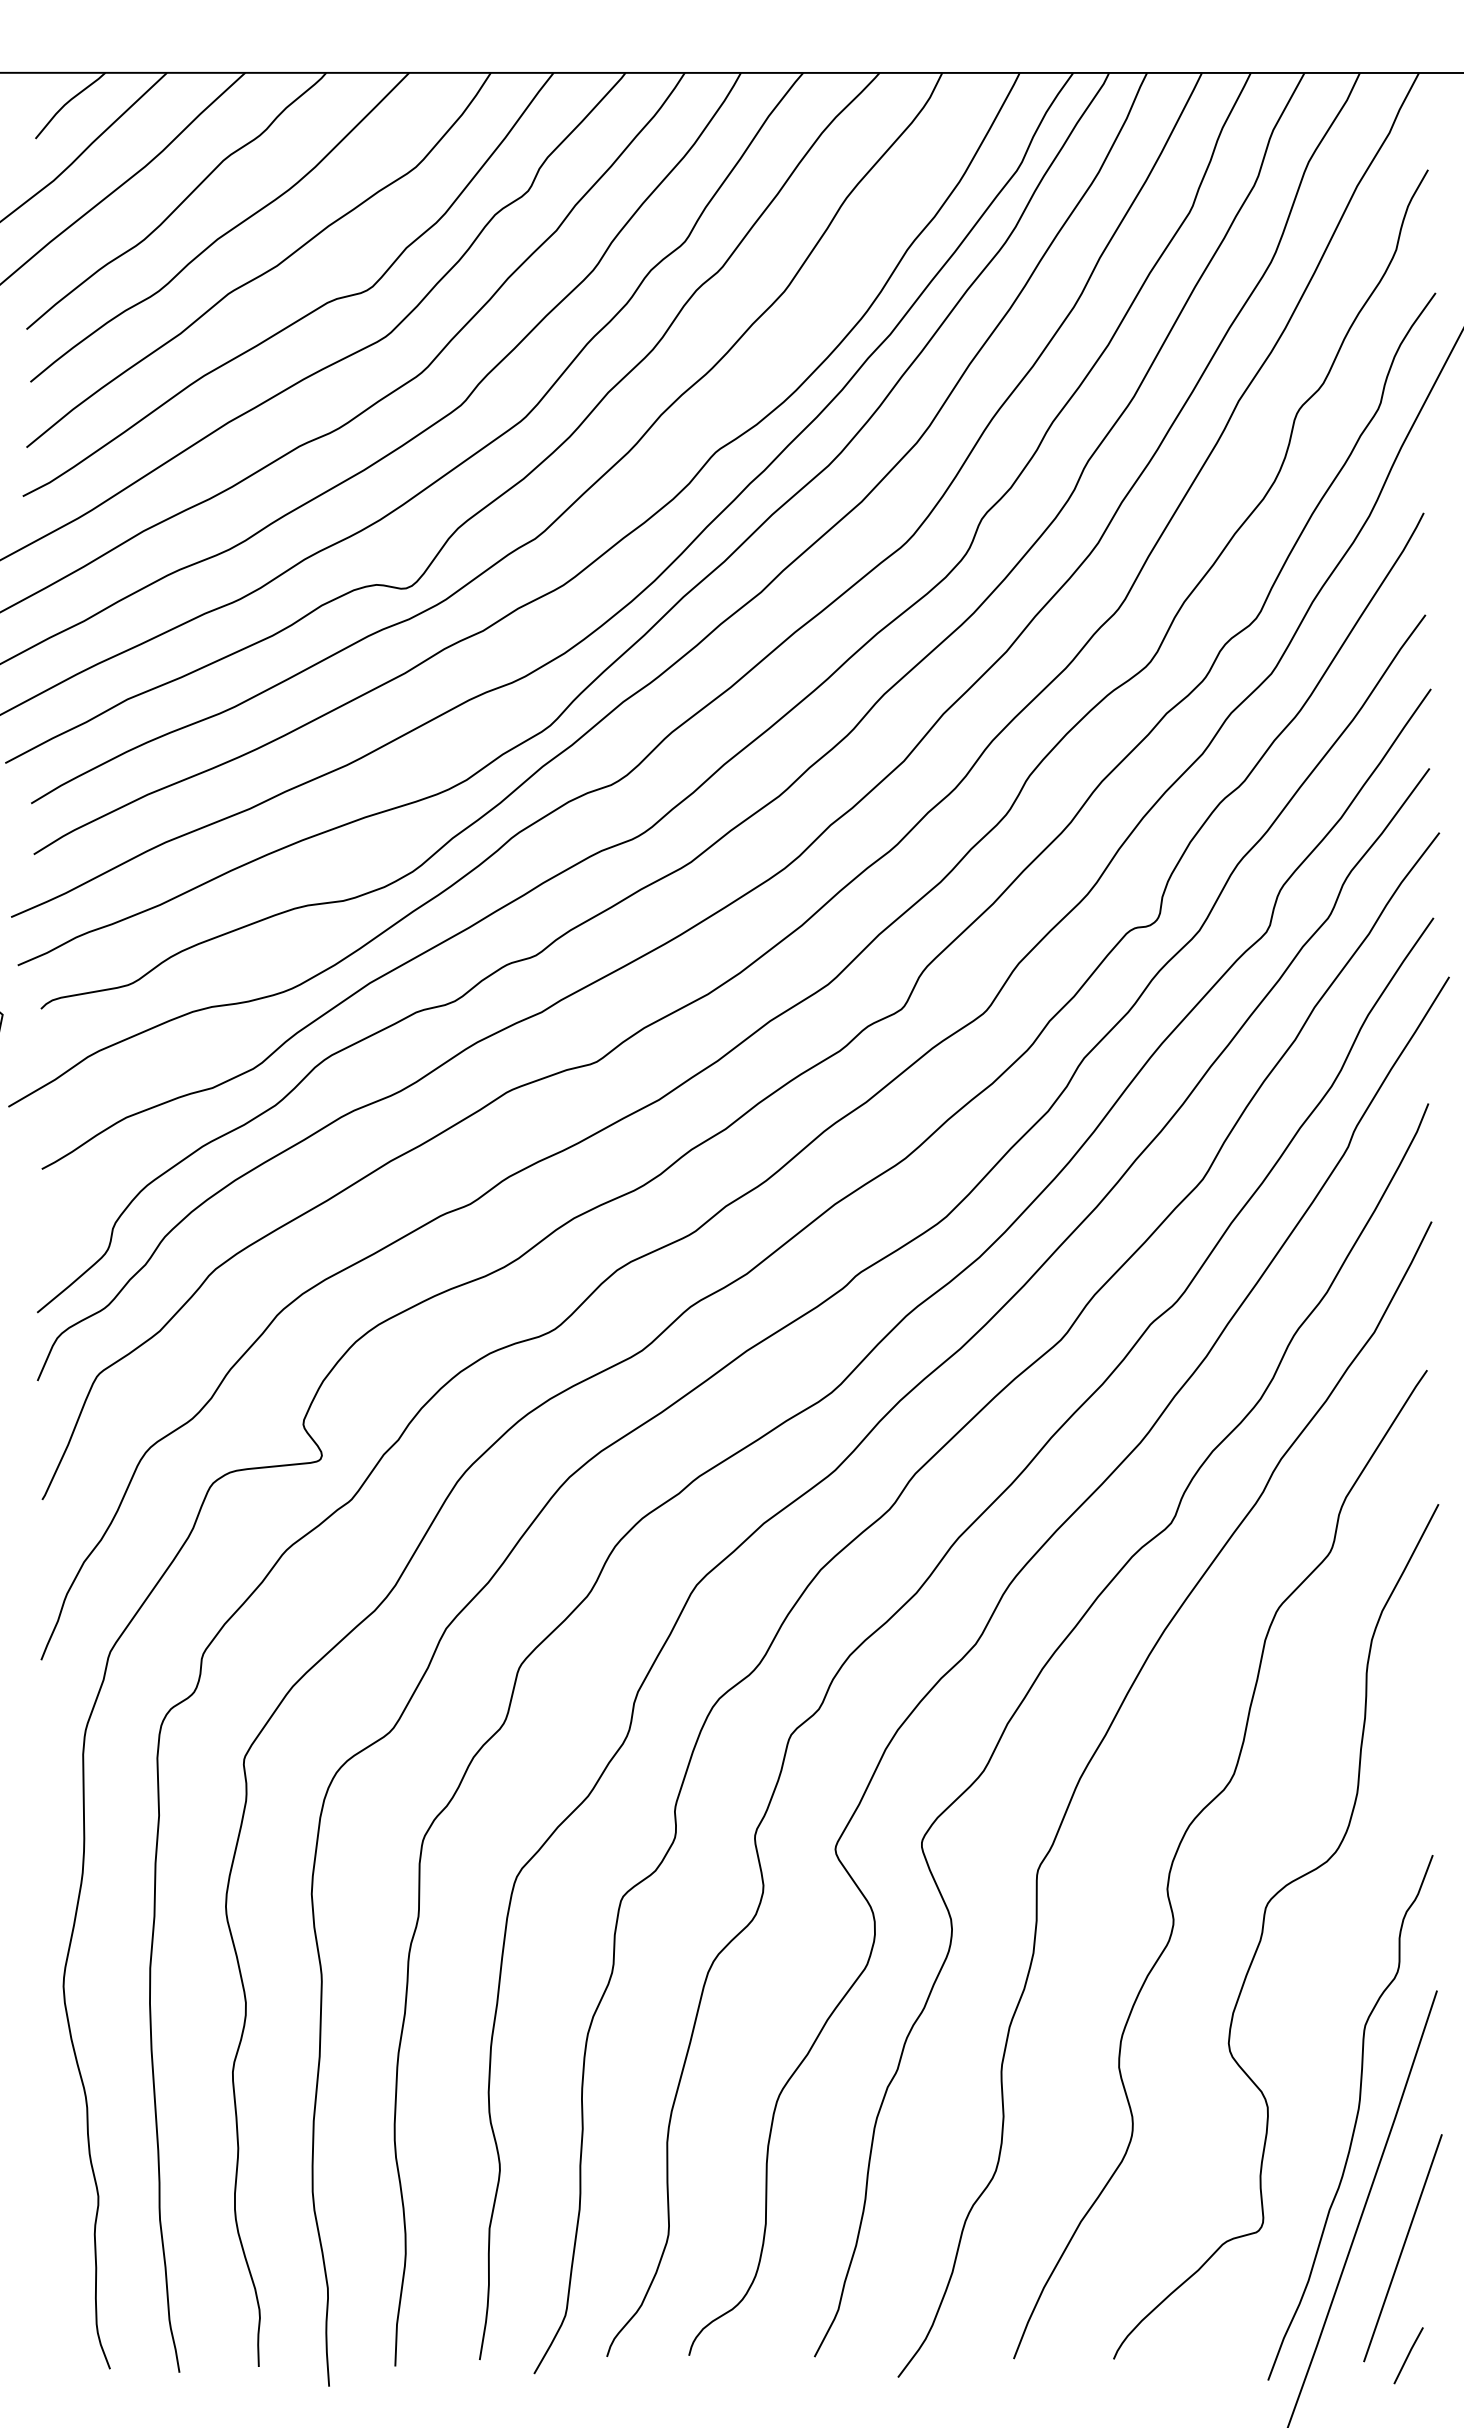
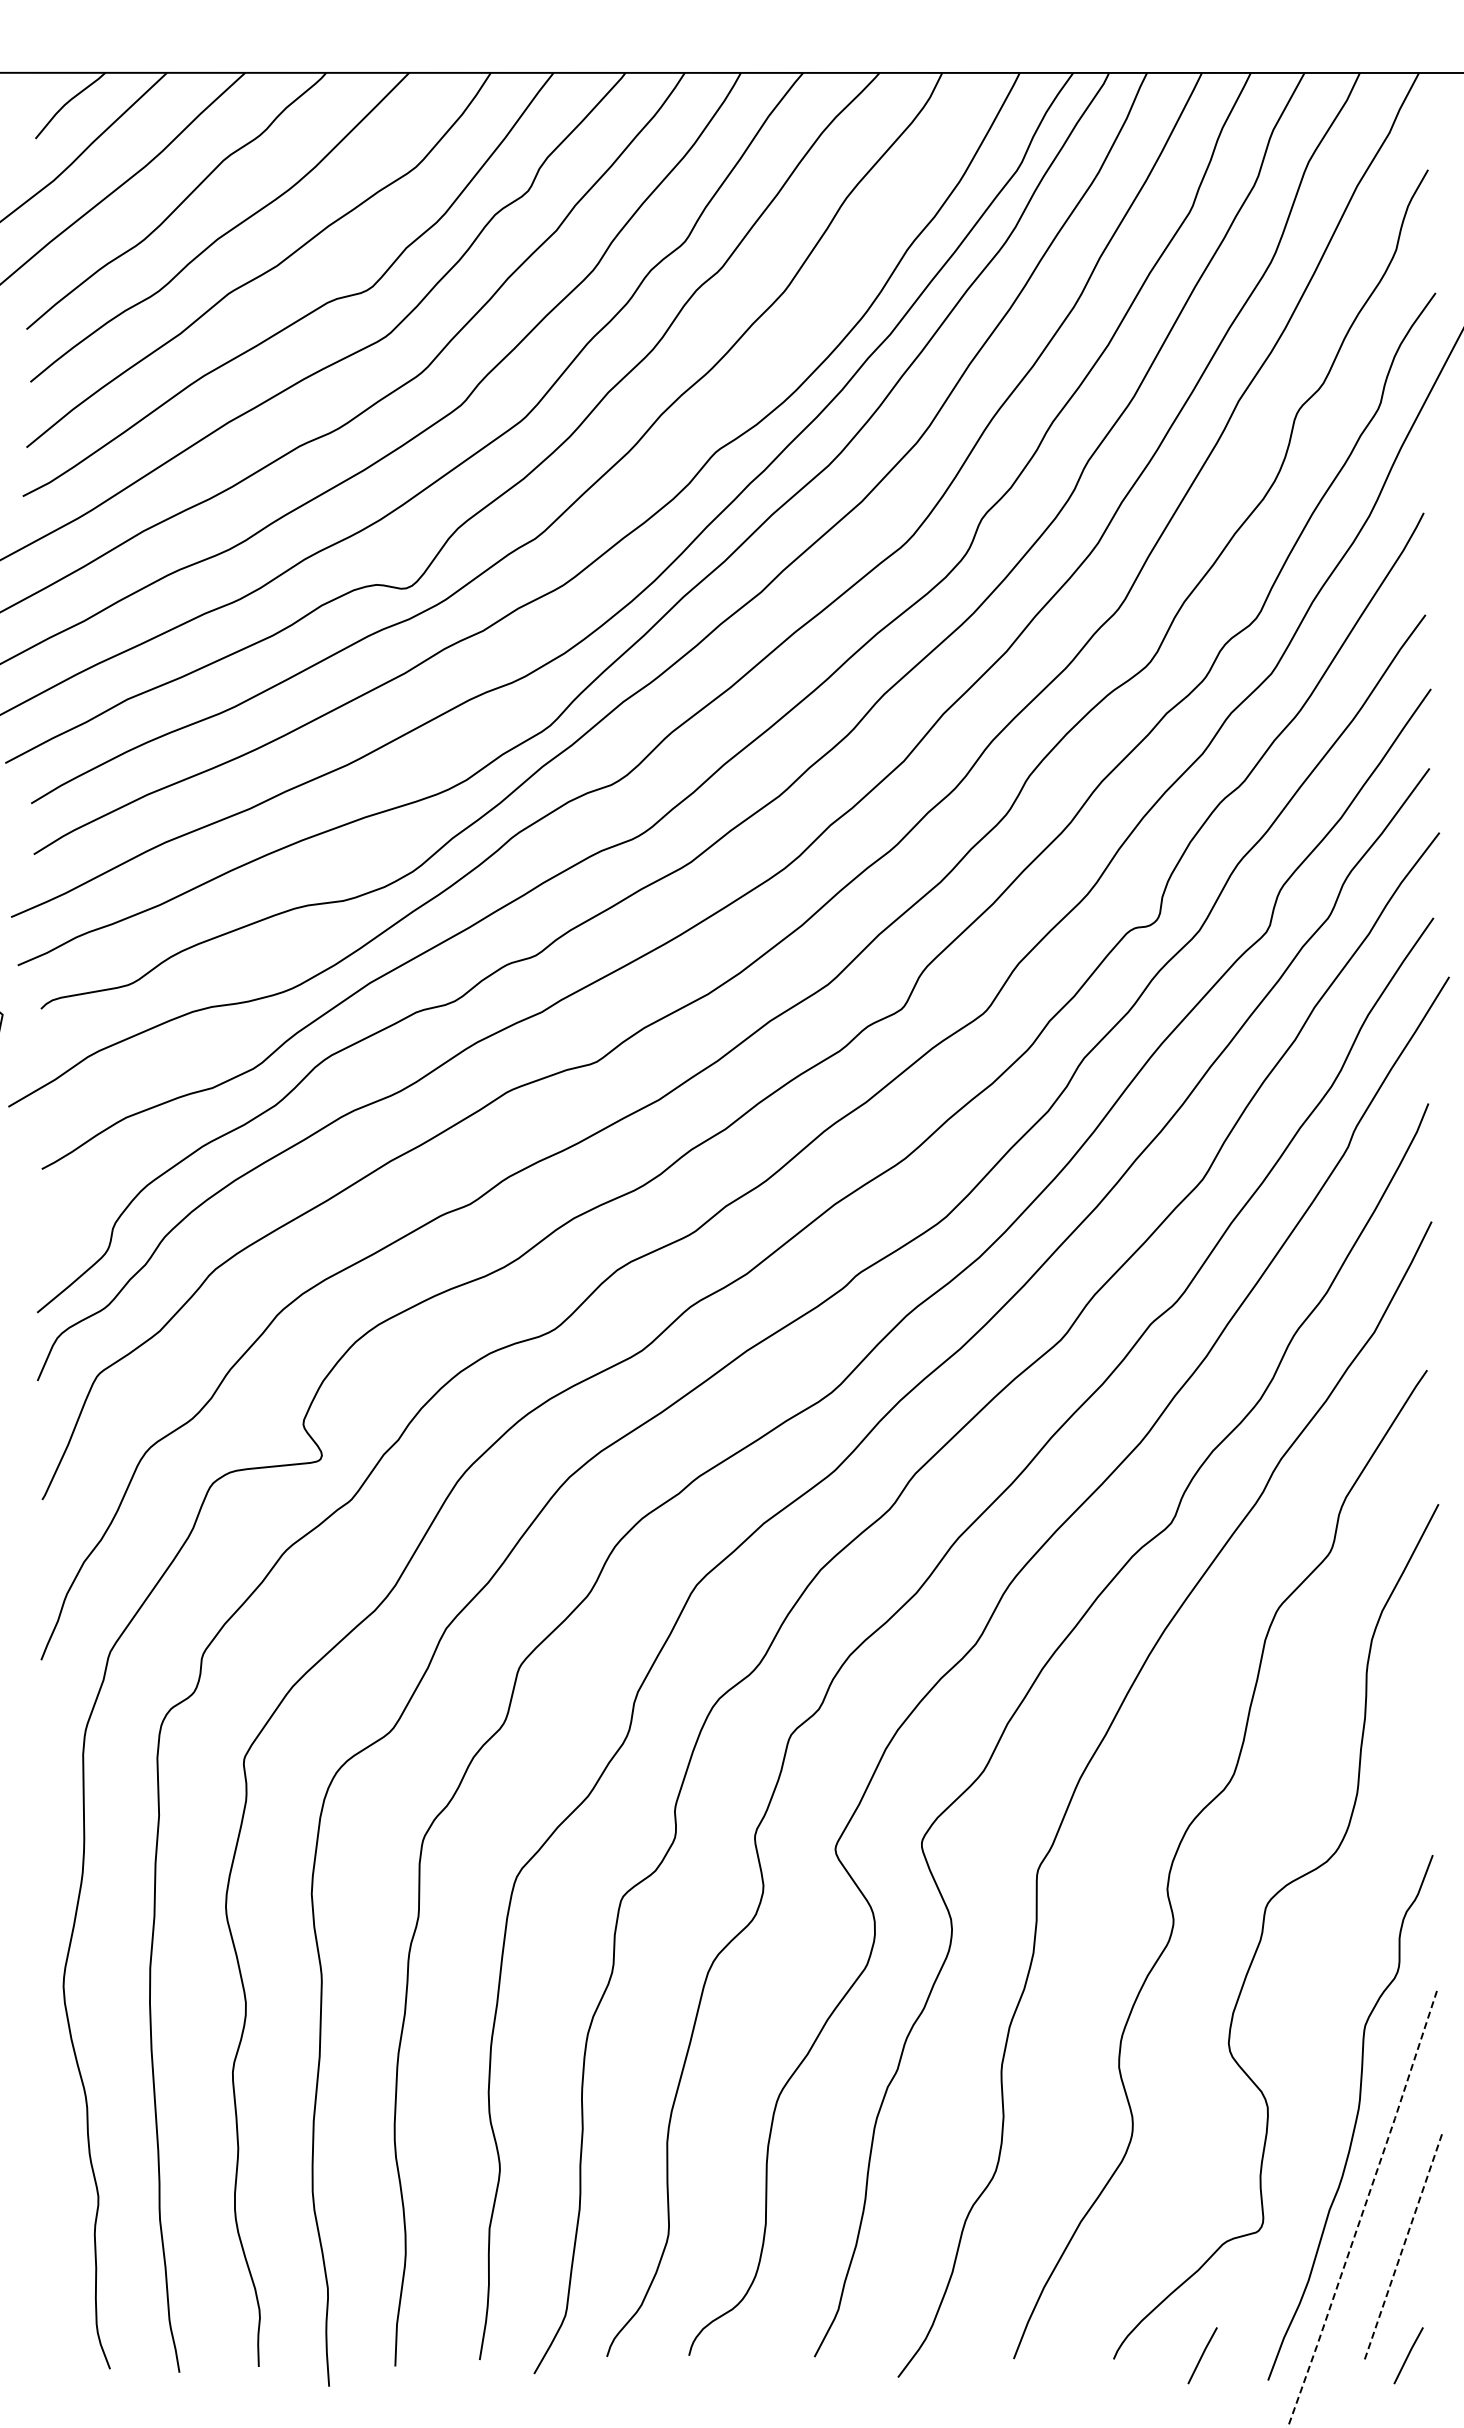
line: solid -> dashed (1363, 2209)
line: solid -> dashed (1402, 2248)
line: none -> present (1202, 2355)
